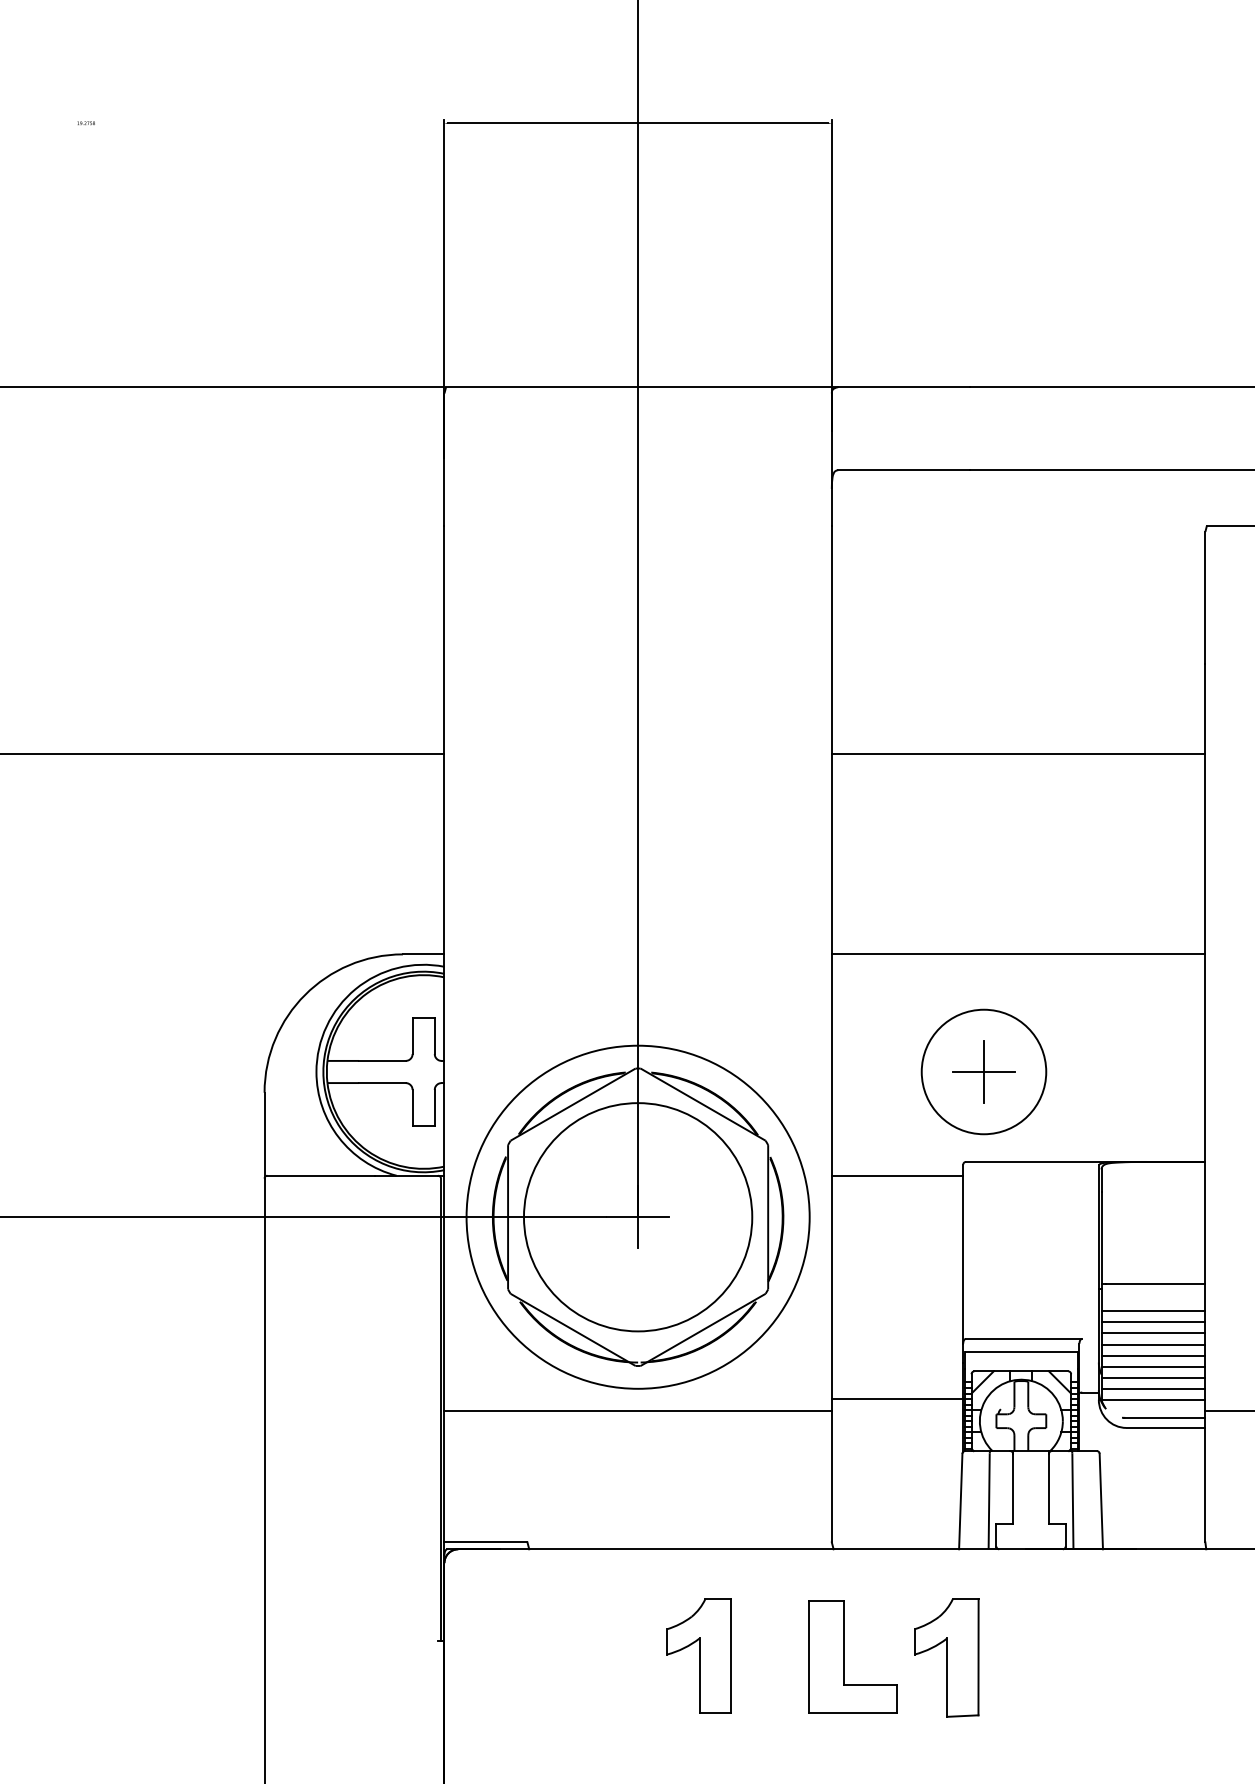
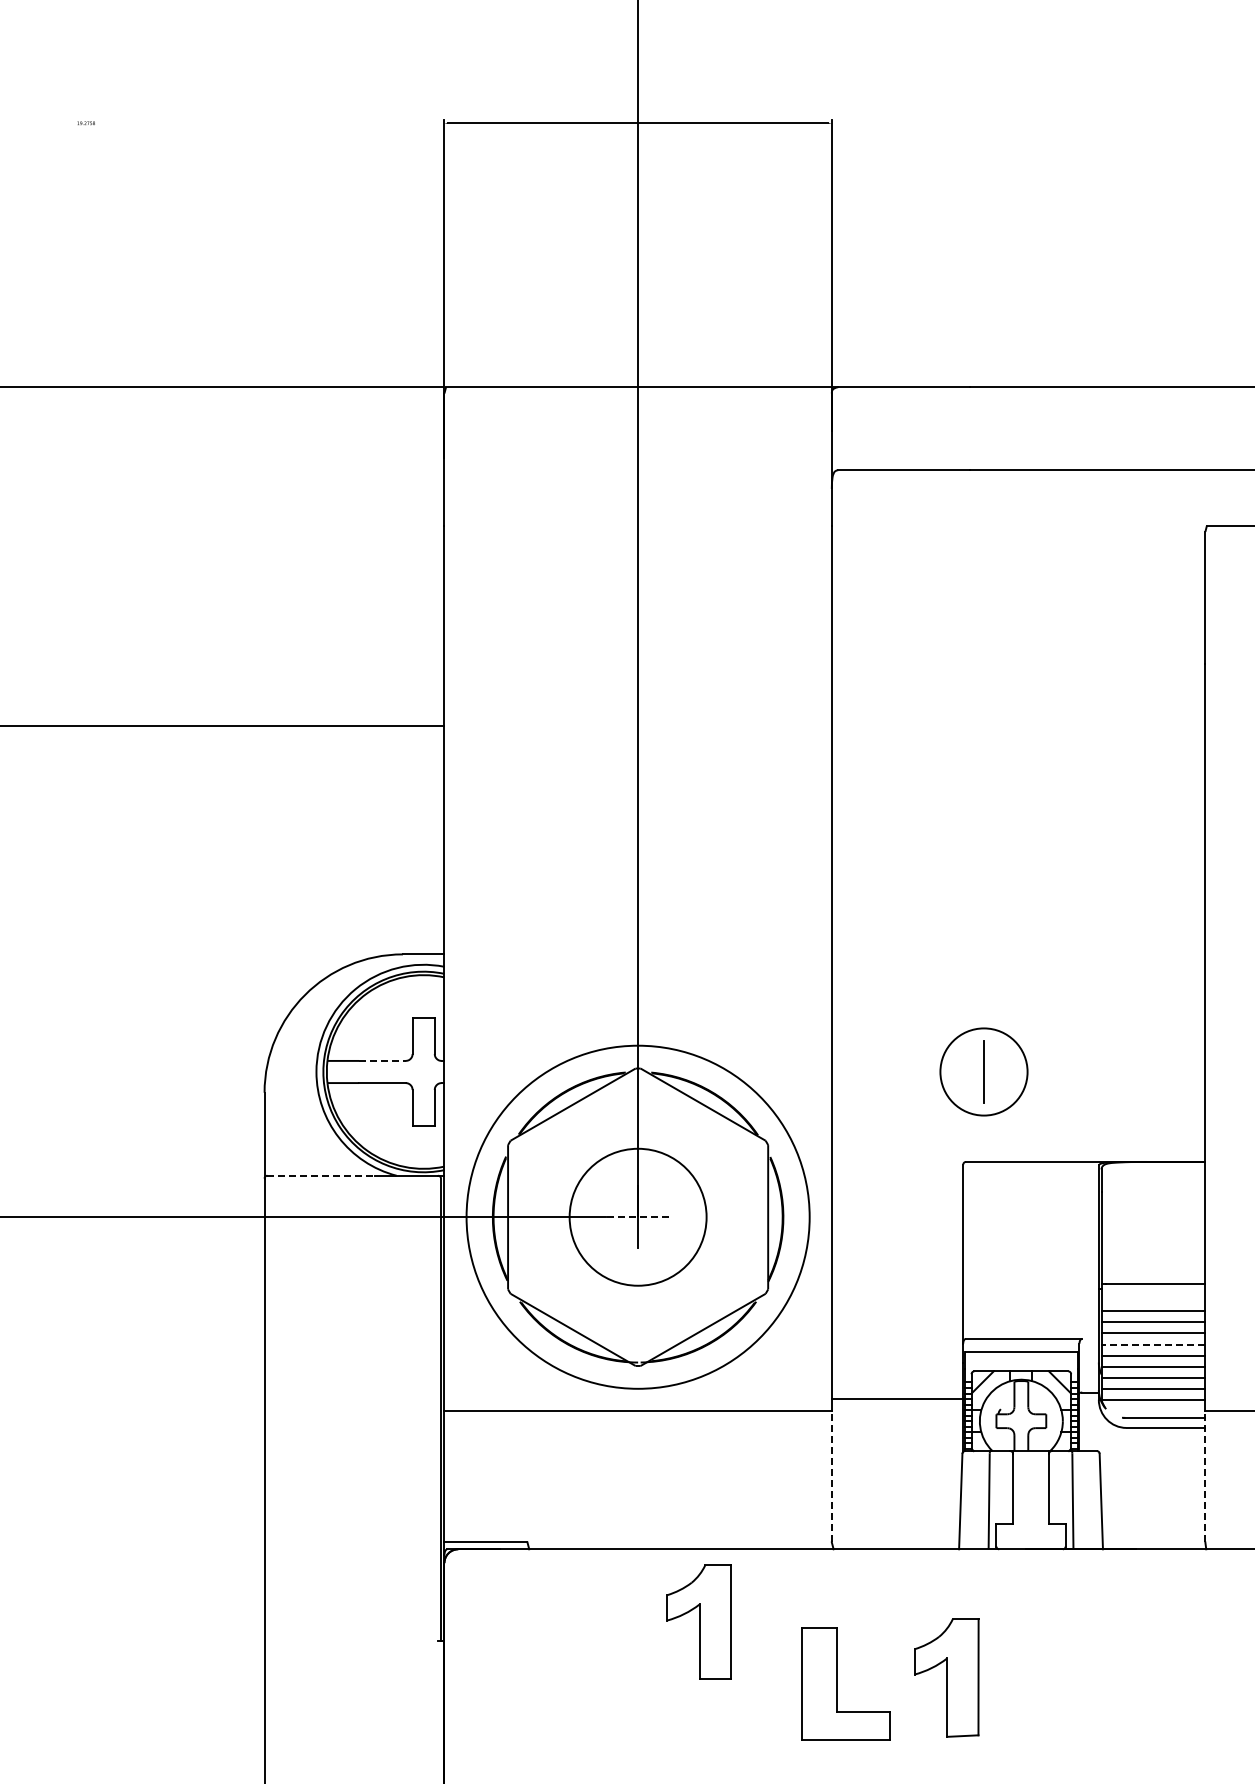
line position: (223, 753) -> (223, 725) (223, 725)
line: present -> none (1018, 753)
line: present -> none (1018, 954)
line: solid -> dashed (382, 1060)
circle diameter: 125 px -> 87 px (983, 1071)
line: present -> none (983, 1072)
line: solid -> dashed (321, 1175)
line: present -> none (897, 1175)
circle diameter: 228 px -> 137 px (637, 1216)
line: solid -> dashed (638, 1217)
line: solid -> dashed (1153, 1344)
line: solid -> dashed (831, 1476)
line: solid -> dashed (1205, 1476)
part position: (698, 1655) -> (698, 1621) (698, 1621)
part position: (844, 1656) -> (837, 1683) (837, 1683)
part position: (946, 1657) -> (946, 1677) (946, 1677)
